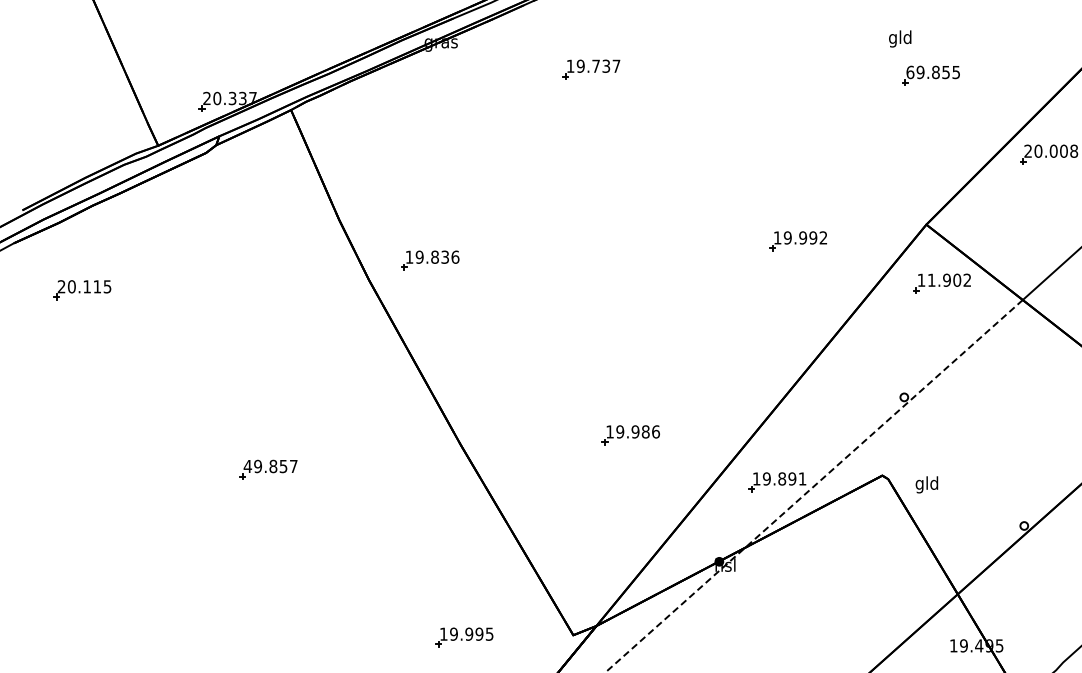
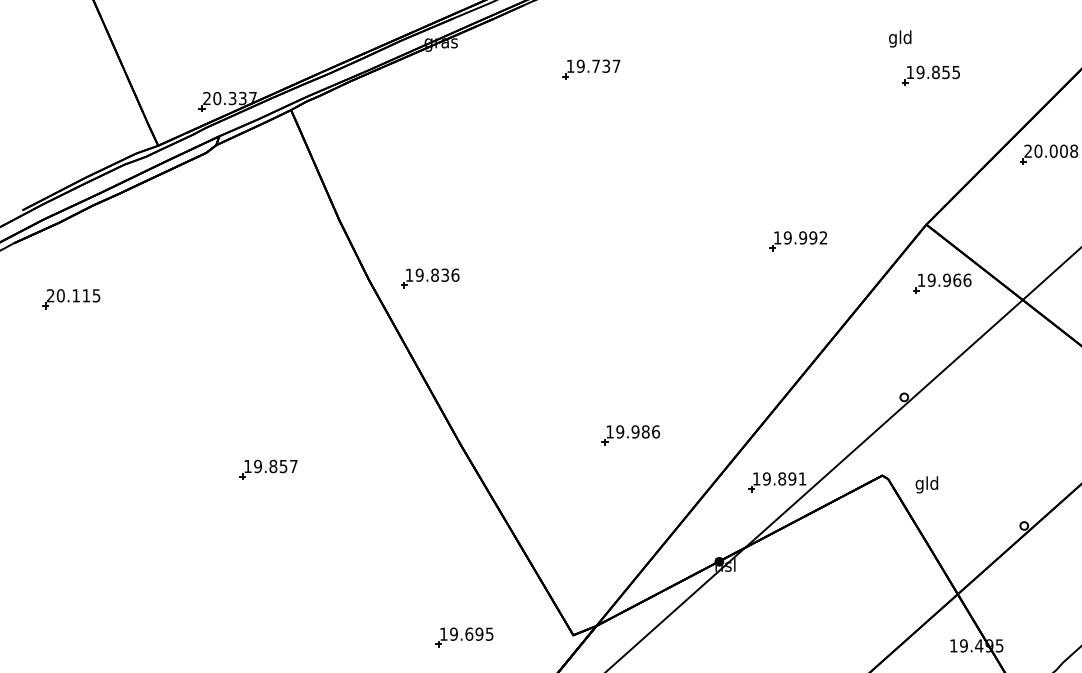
text: 69.855 -> 19.855 (910, 72)
part position: (430, 260) -> (430, 278) (430, 278)
text: 11.902 -> 19.966 (949, 279)
part position: (82, 290) -> (71, 299) (71, 299)
text: 49.857 -> 19.857 (247, 466)
line: dashed -> solid (813, 486)
text: 19.995 -> 19.695 (469, 633)
